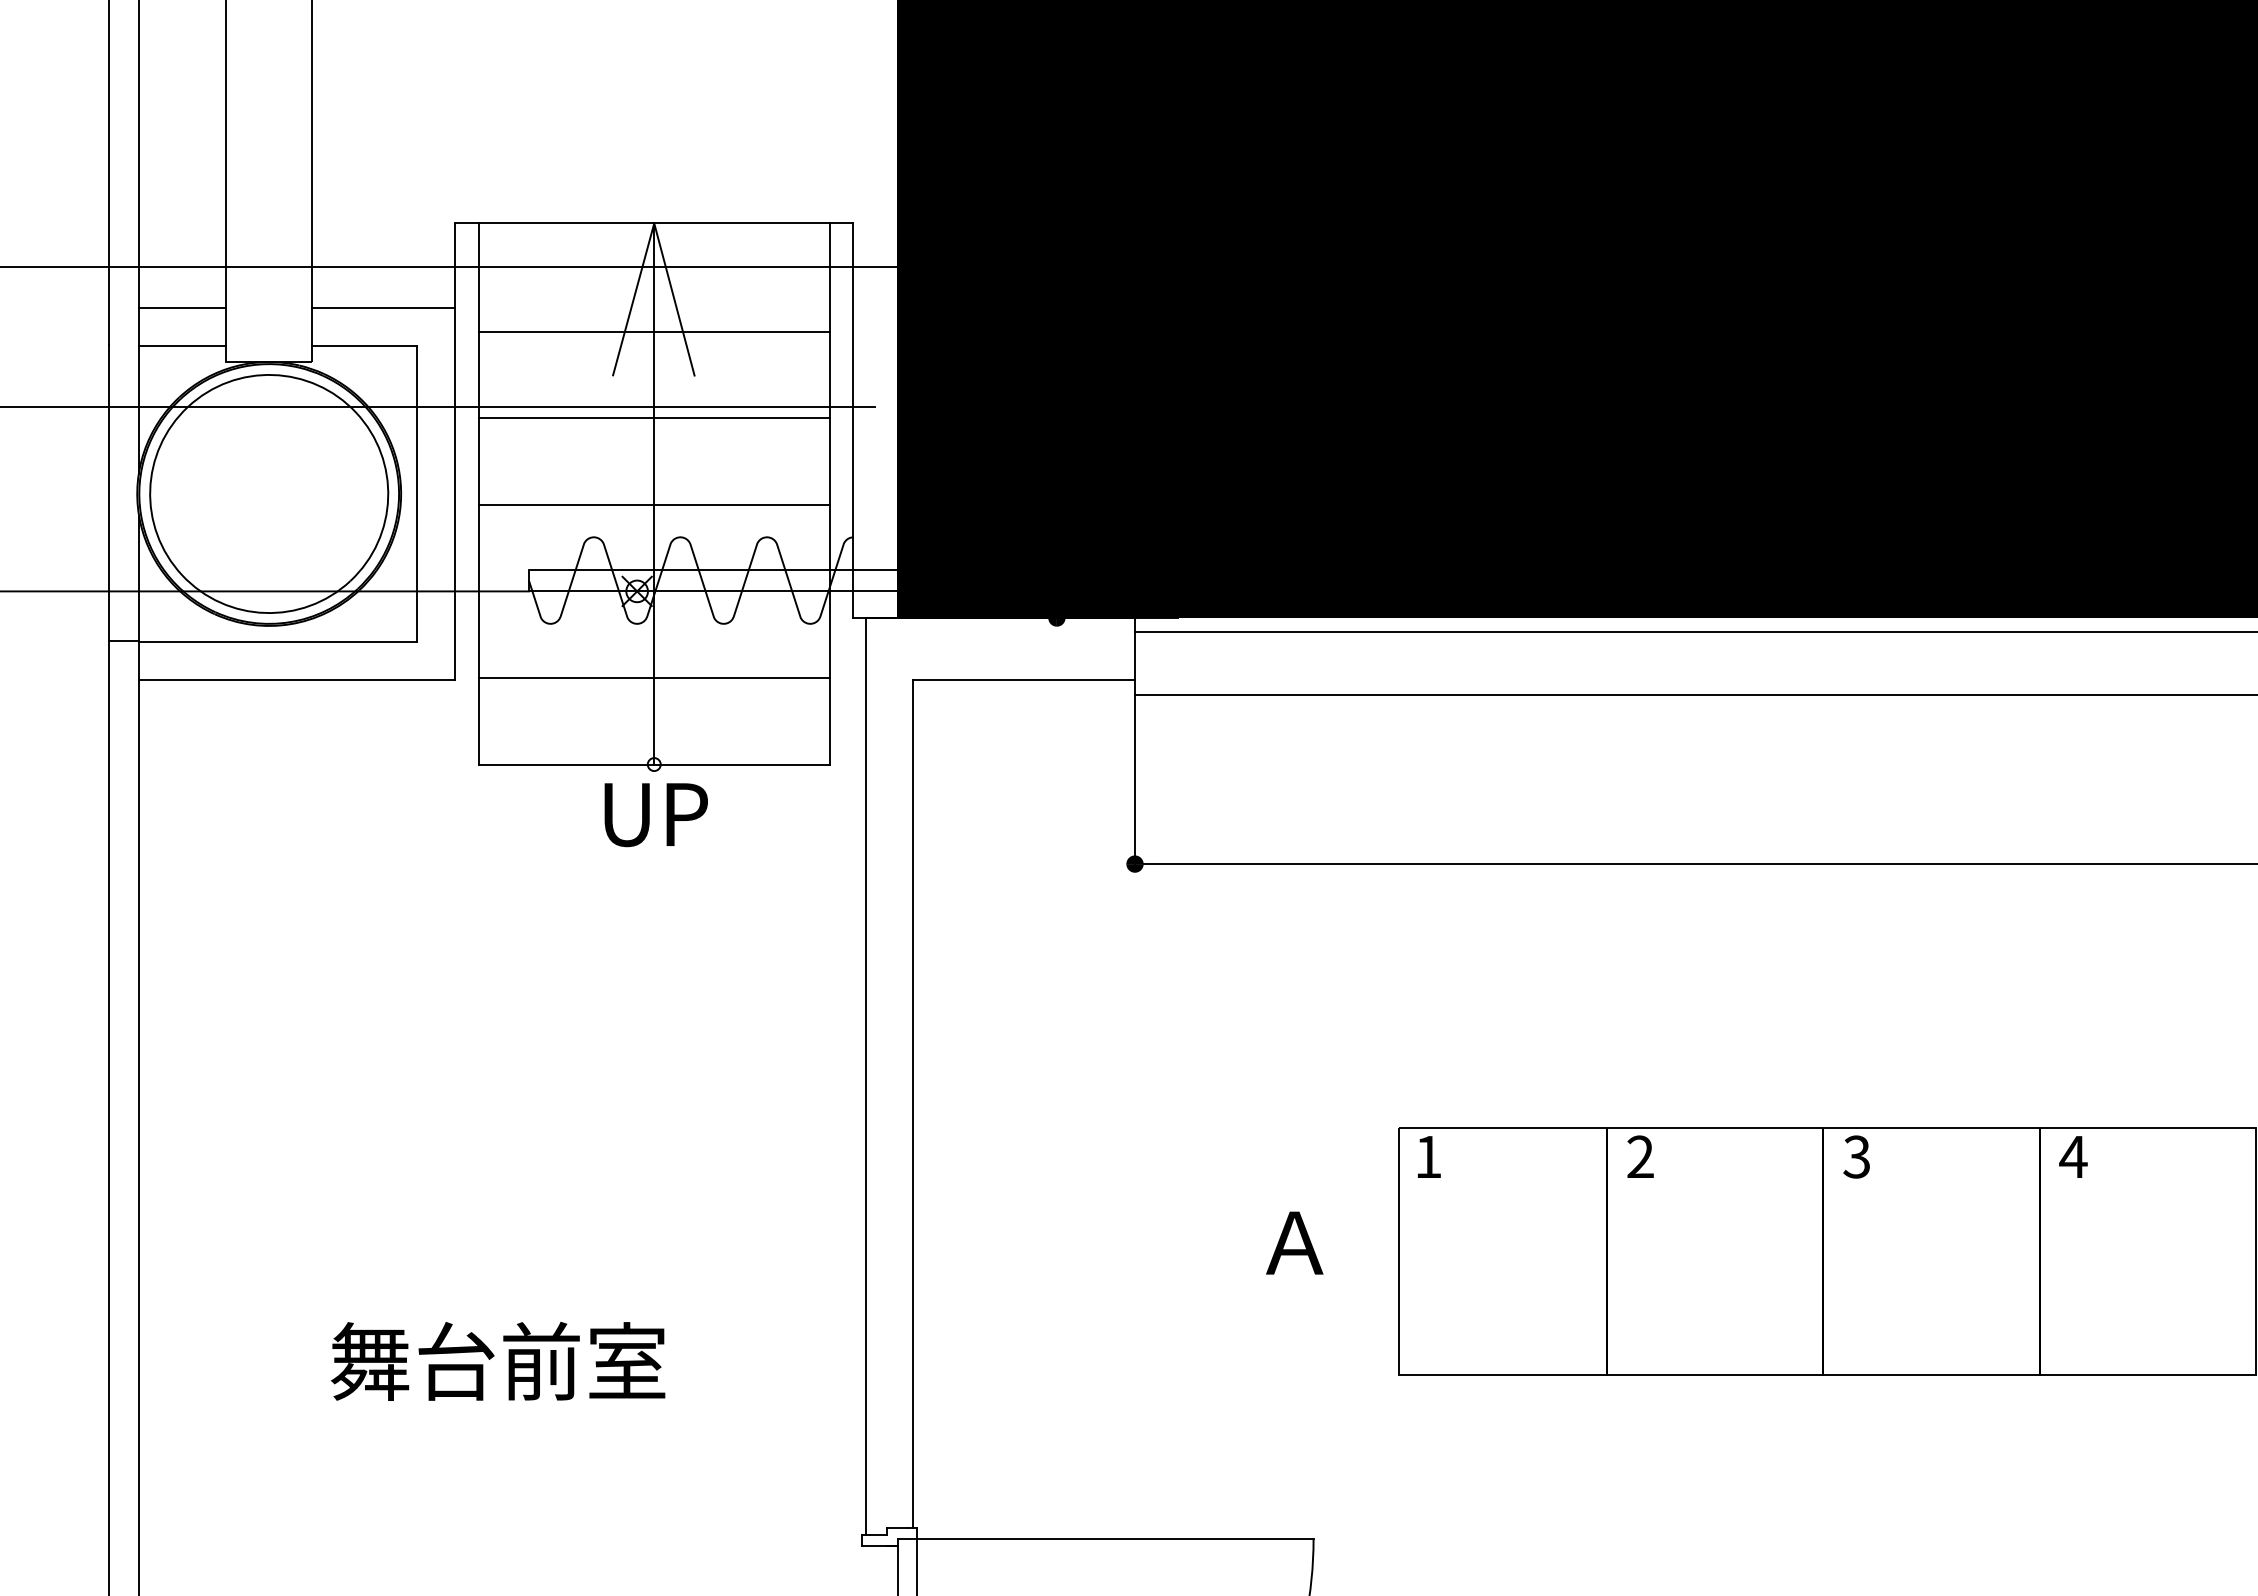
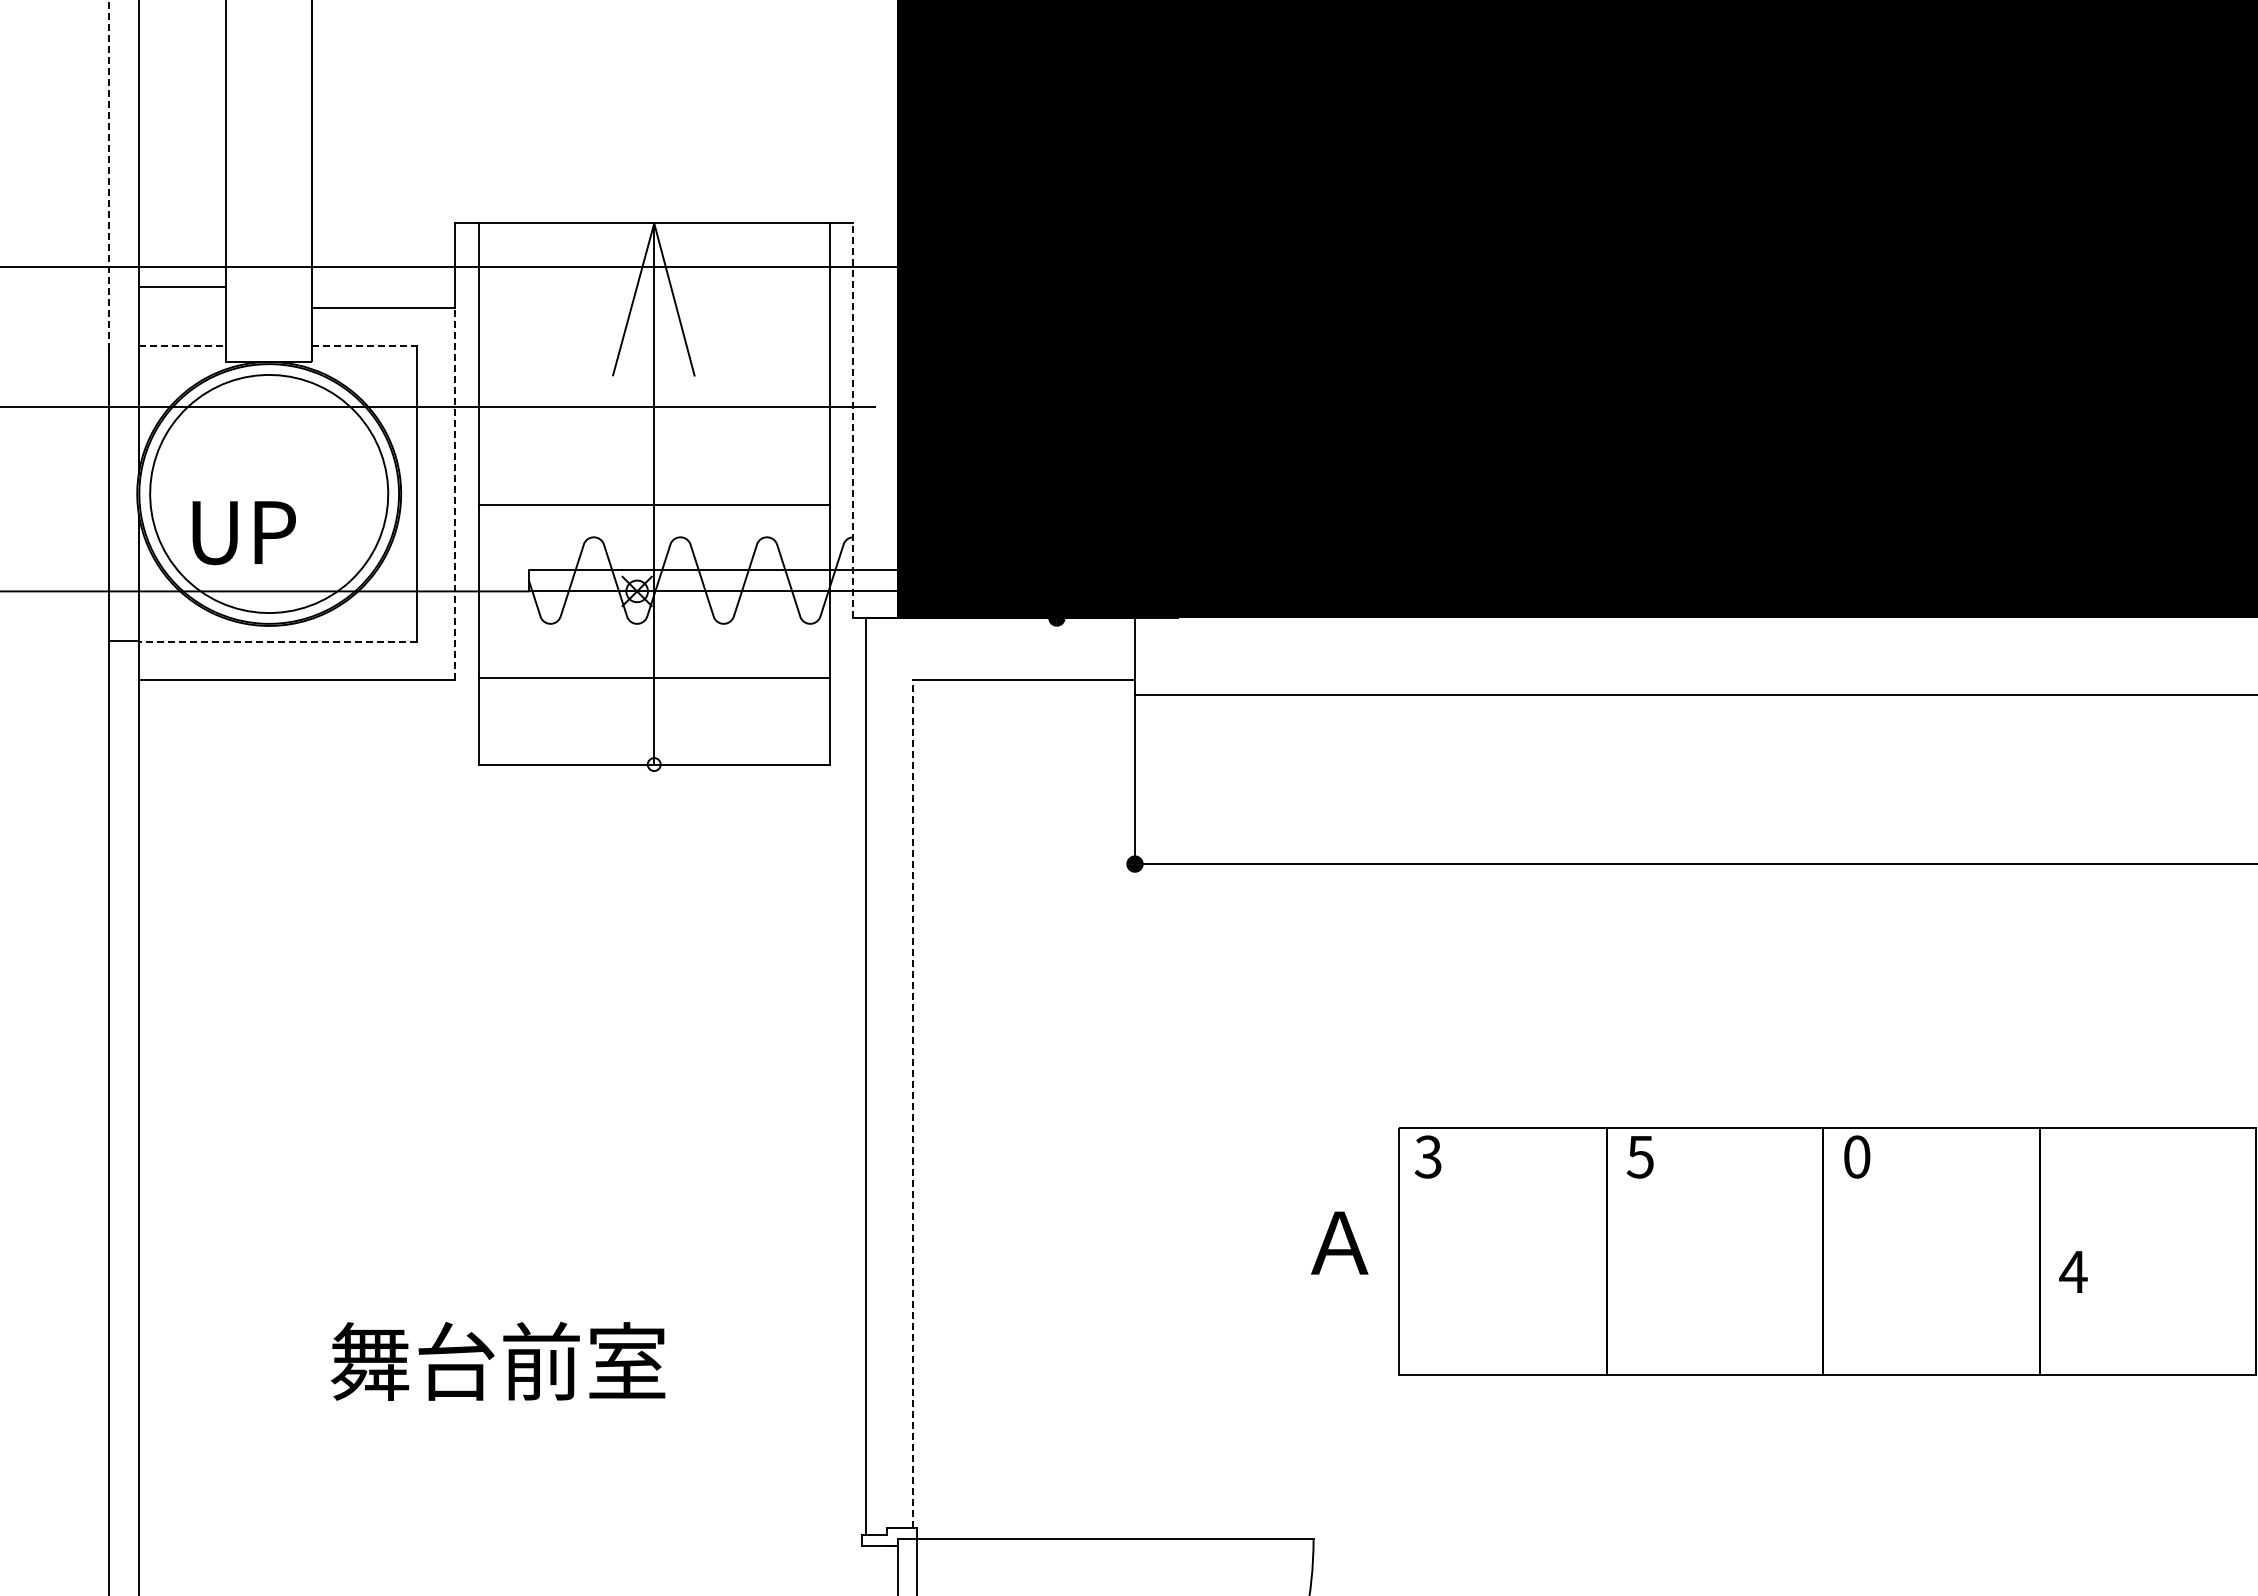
line: solid -> dashed (109, 173)
line position: (182, 308) -> (182, 287) (182, 287)
line: present -> none (654, 331)
line: solid -> dashed (183, 345)
line: solid -> dashed (365, 345)
line: present -> none (654, 418)
line: solid -> dashed (853, 420)
line: solid -> dashed (455, 494)
line: present -> none (1694, 632)
line: solid -> dashed (277, 642)
text position: (655, 815) -> (243, 533) (243, 533)
line: solid -> dashed (913, 1103)
text: 1 -> 3 (1427, 1156)
text: 2 -> 5 (1639, 1156)
text: 3 -> 0 (1856, 1156)
text position: (2073, 1156) -> (2073, 1271) (2073, 1271)
text position: (1294, 1242) -> (1339, 1242) (1339, 1242)
